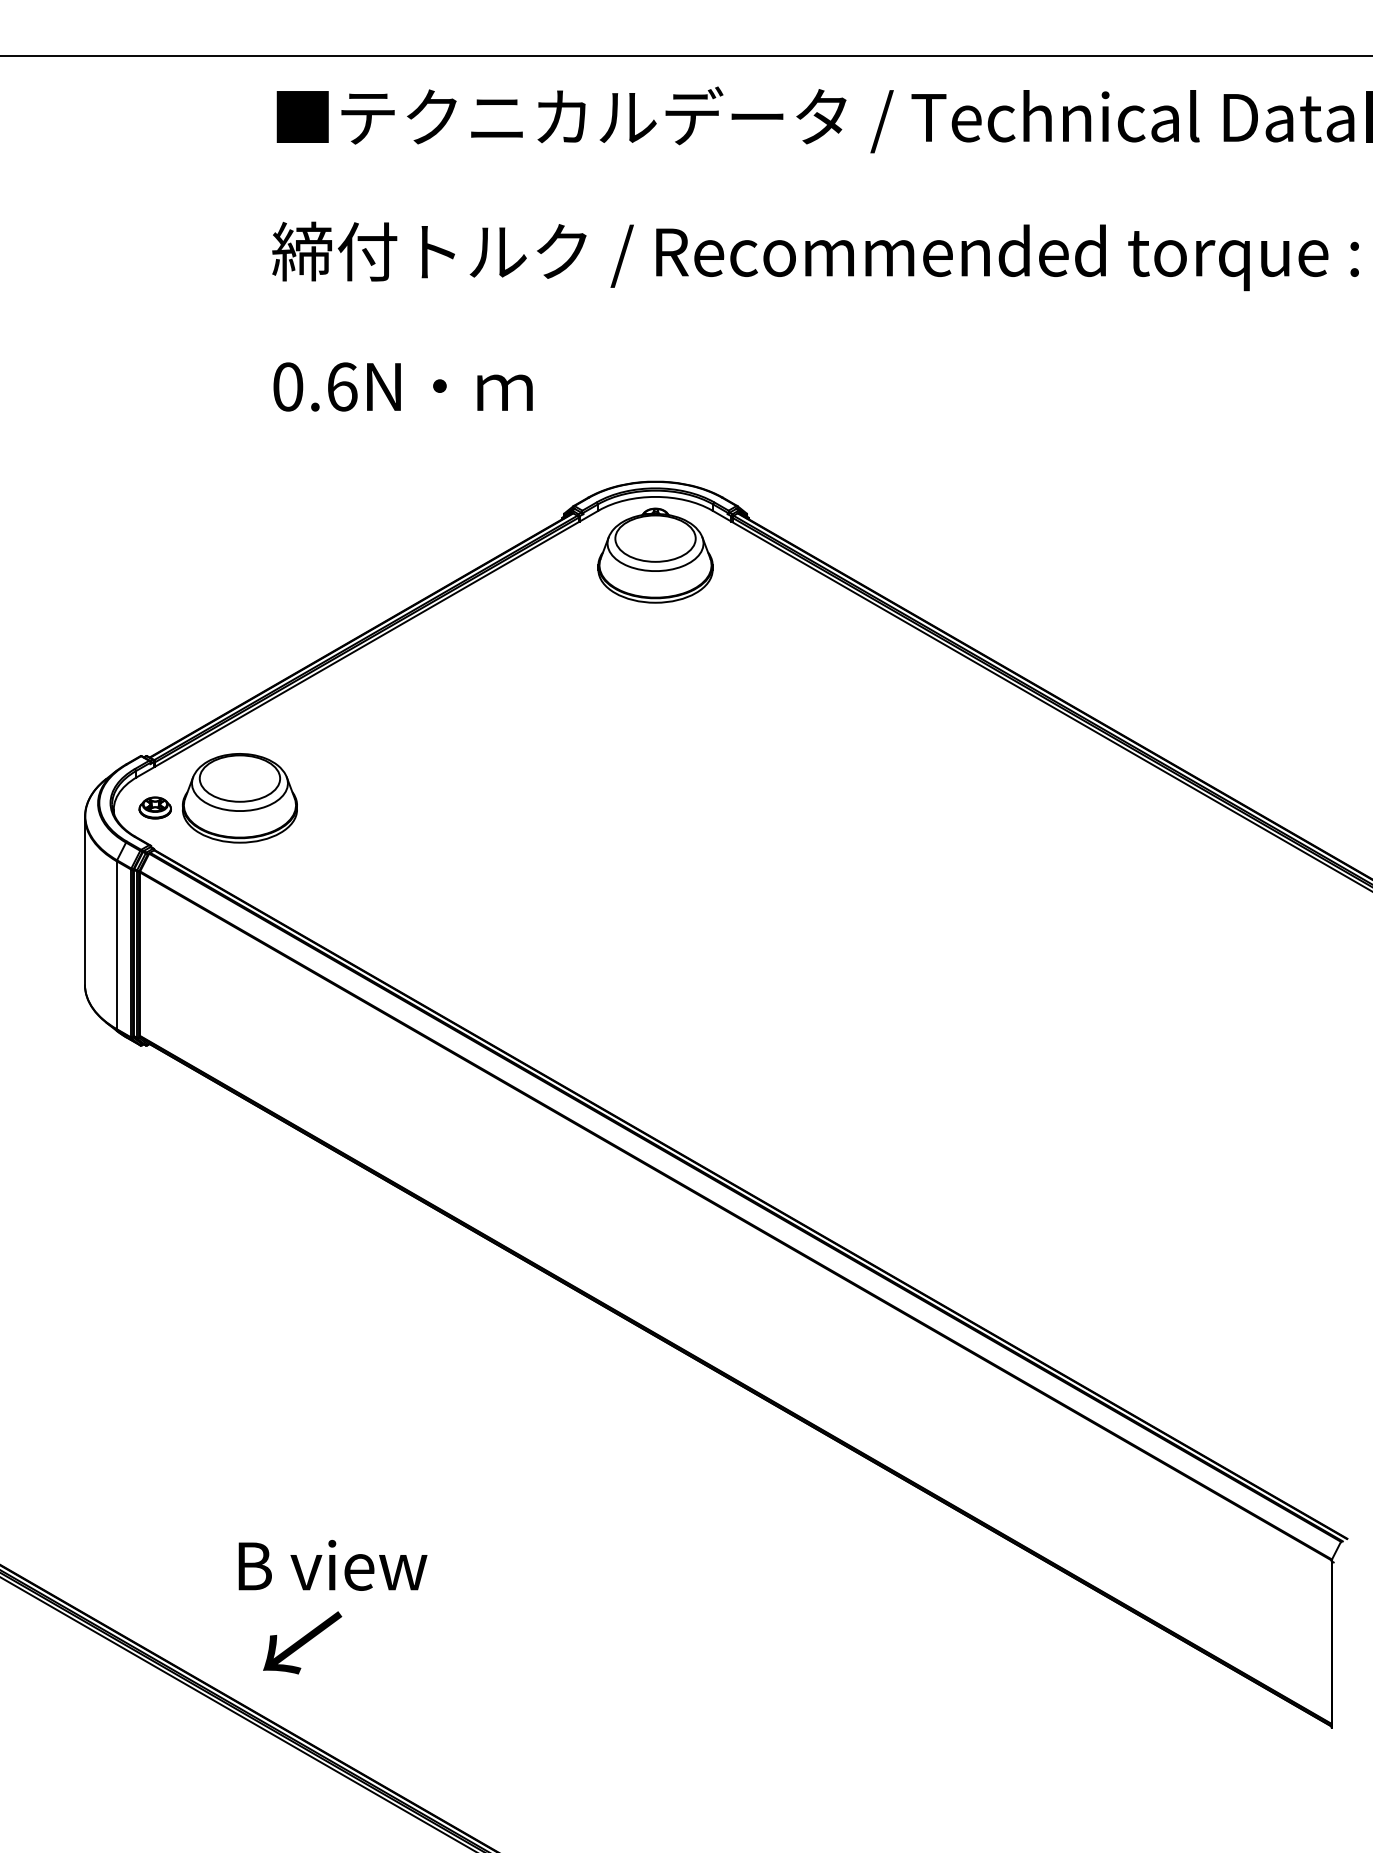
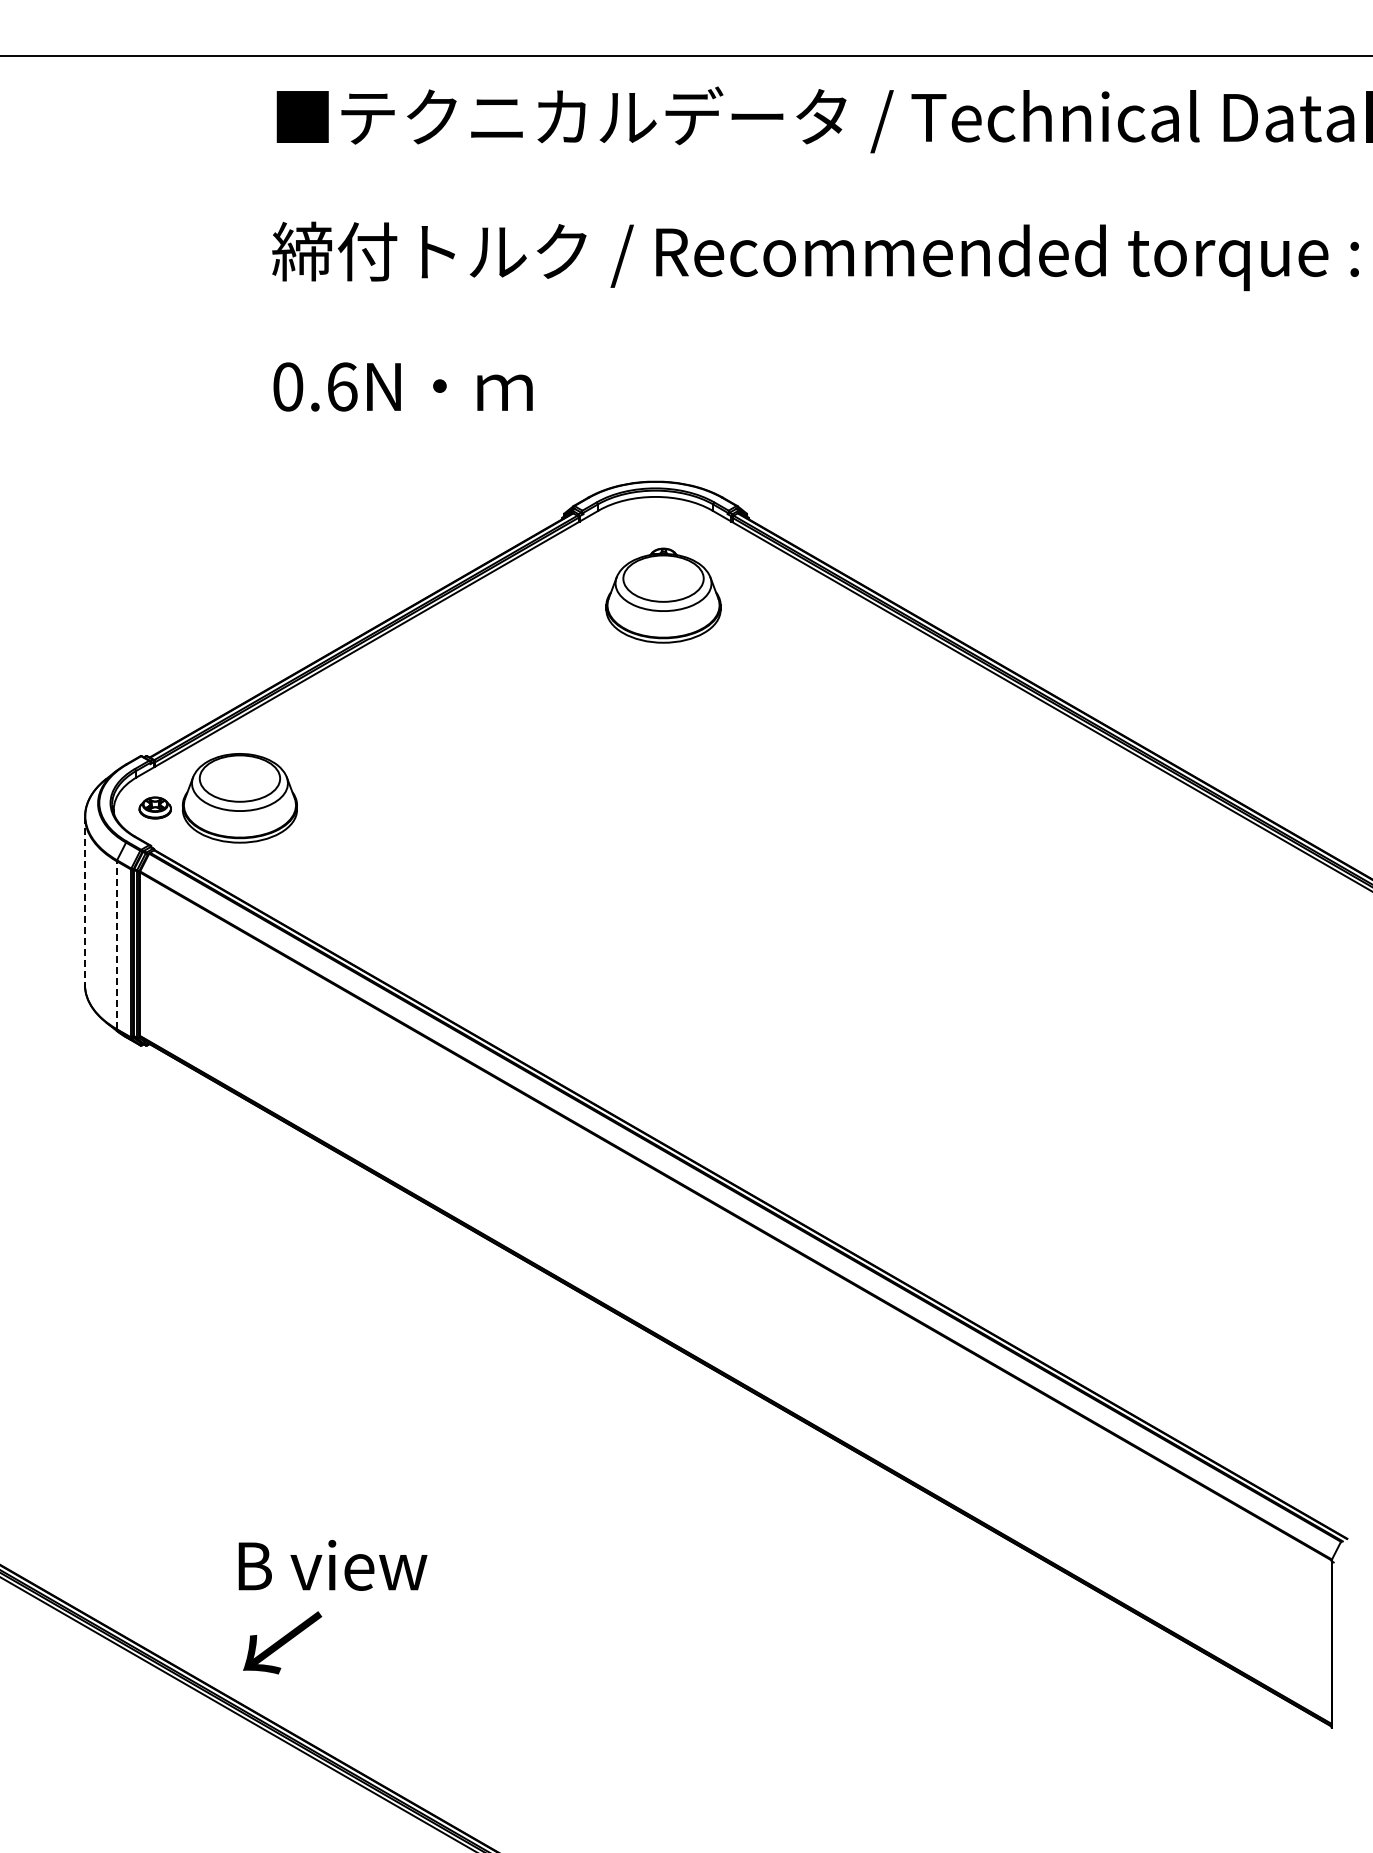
part position: (655, 555) -> (663, 595) (663, 595)
line: solid -> dashed (84, 900)
line: solid -> dashed (116, 945)
text position: (302, 1642) -> (282, 1642) (282, 1642)
